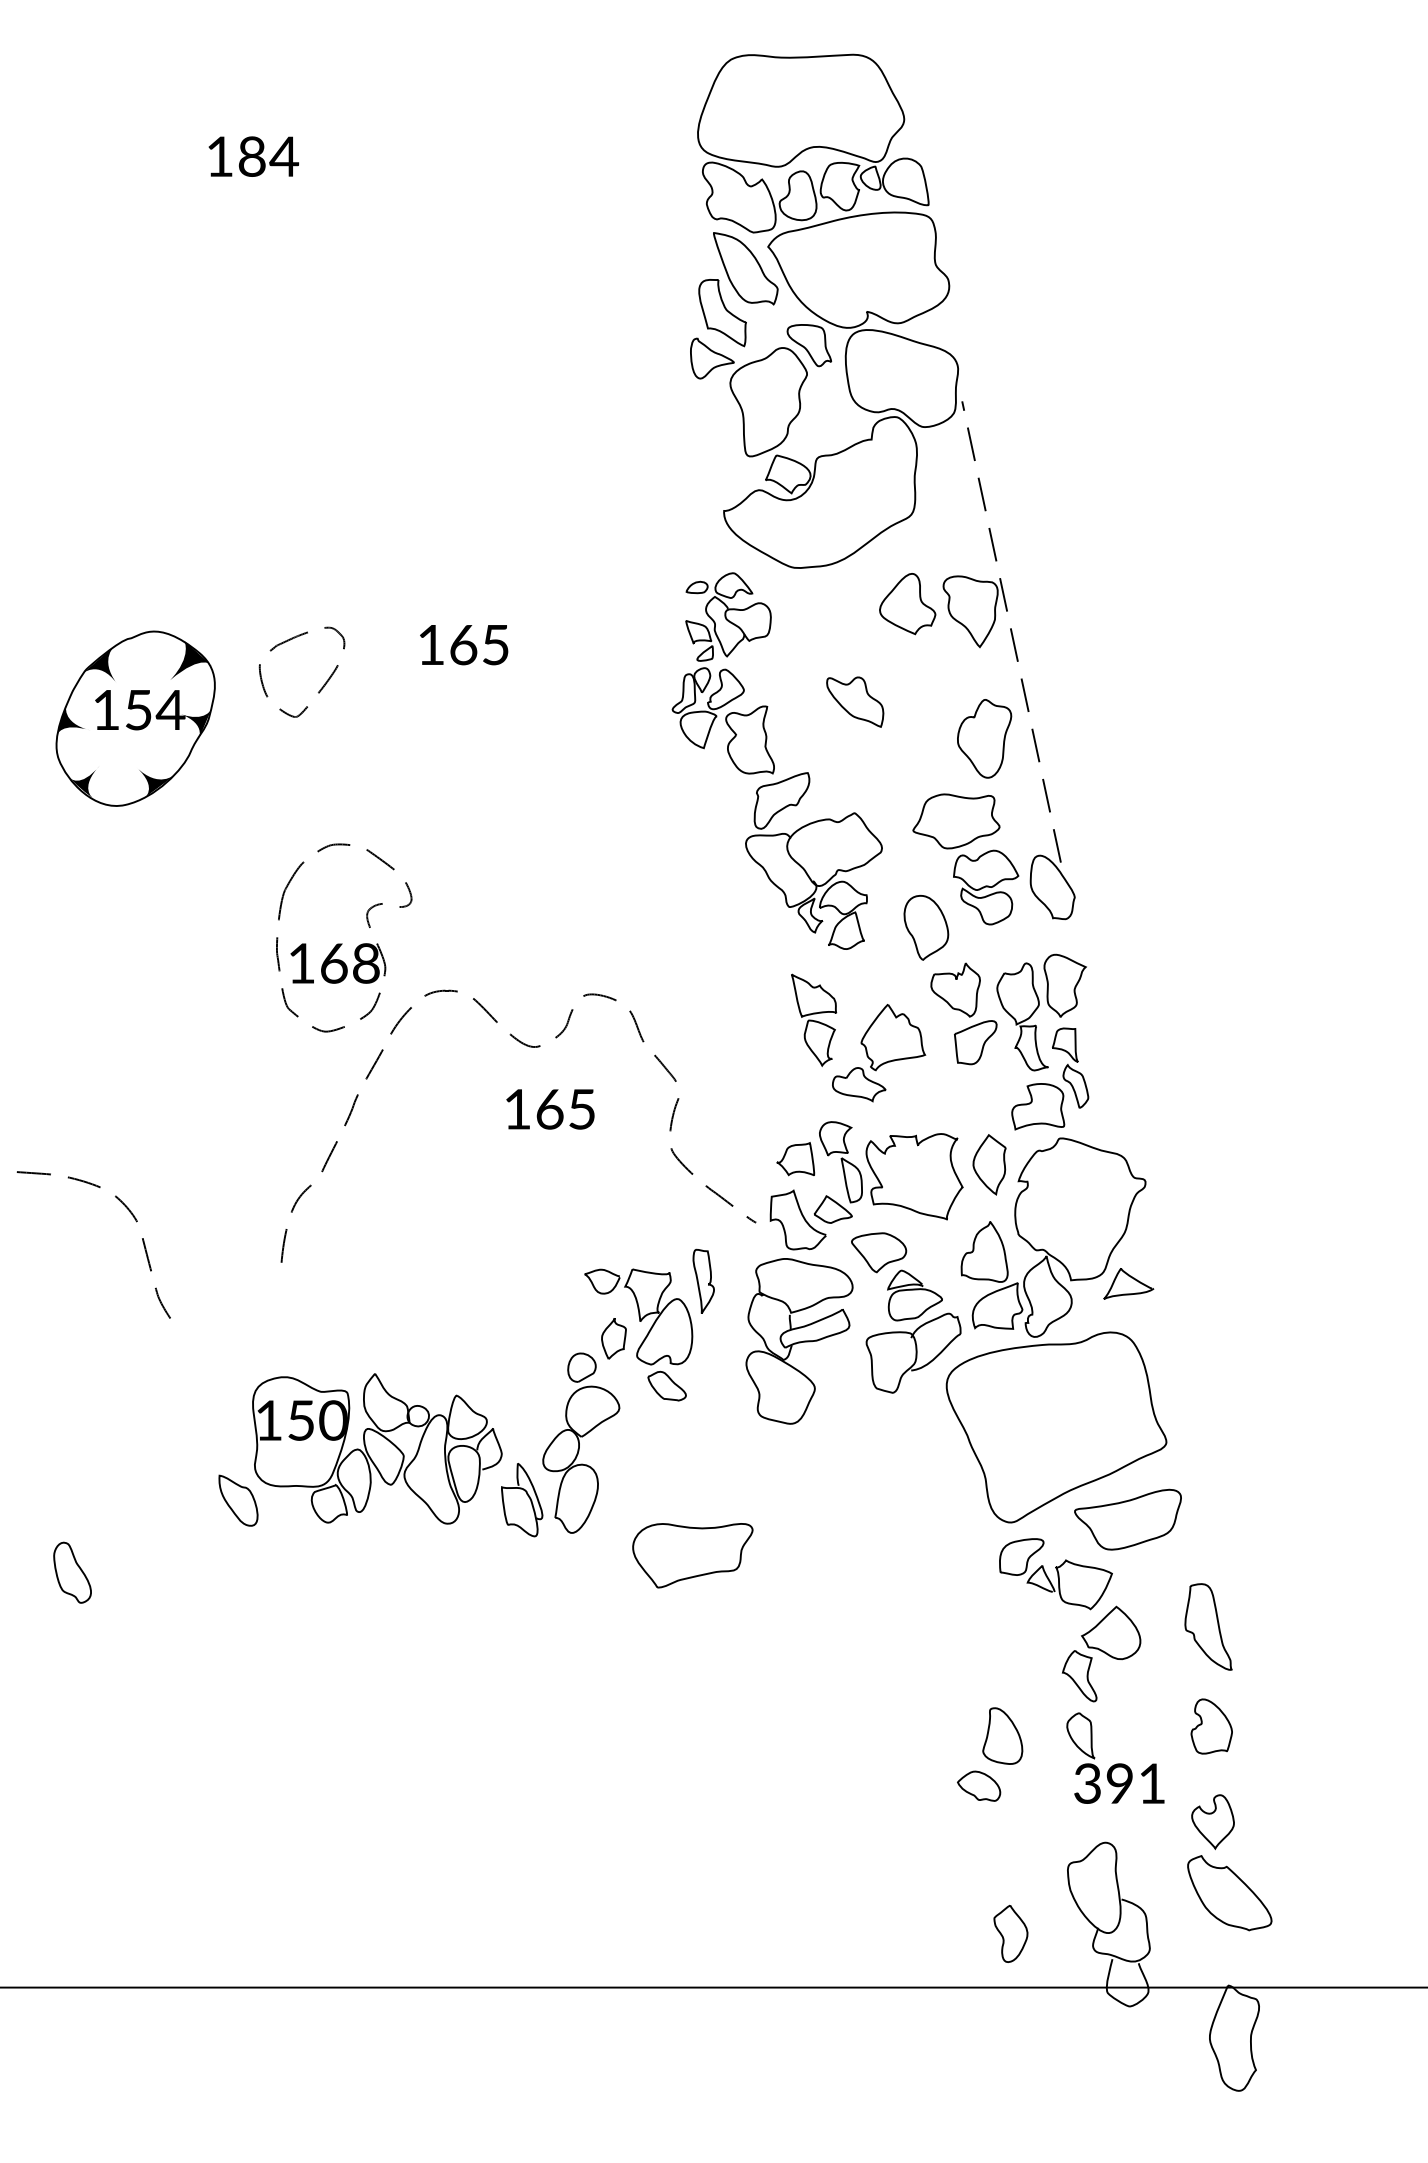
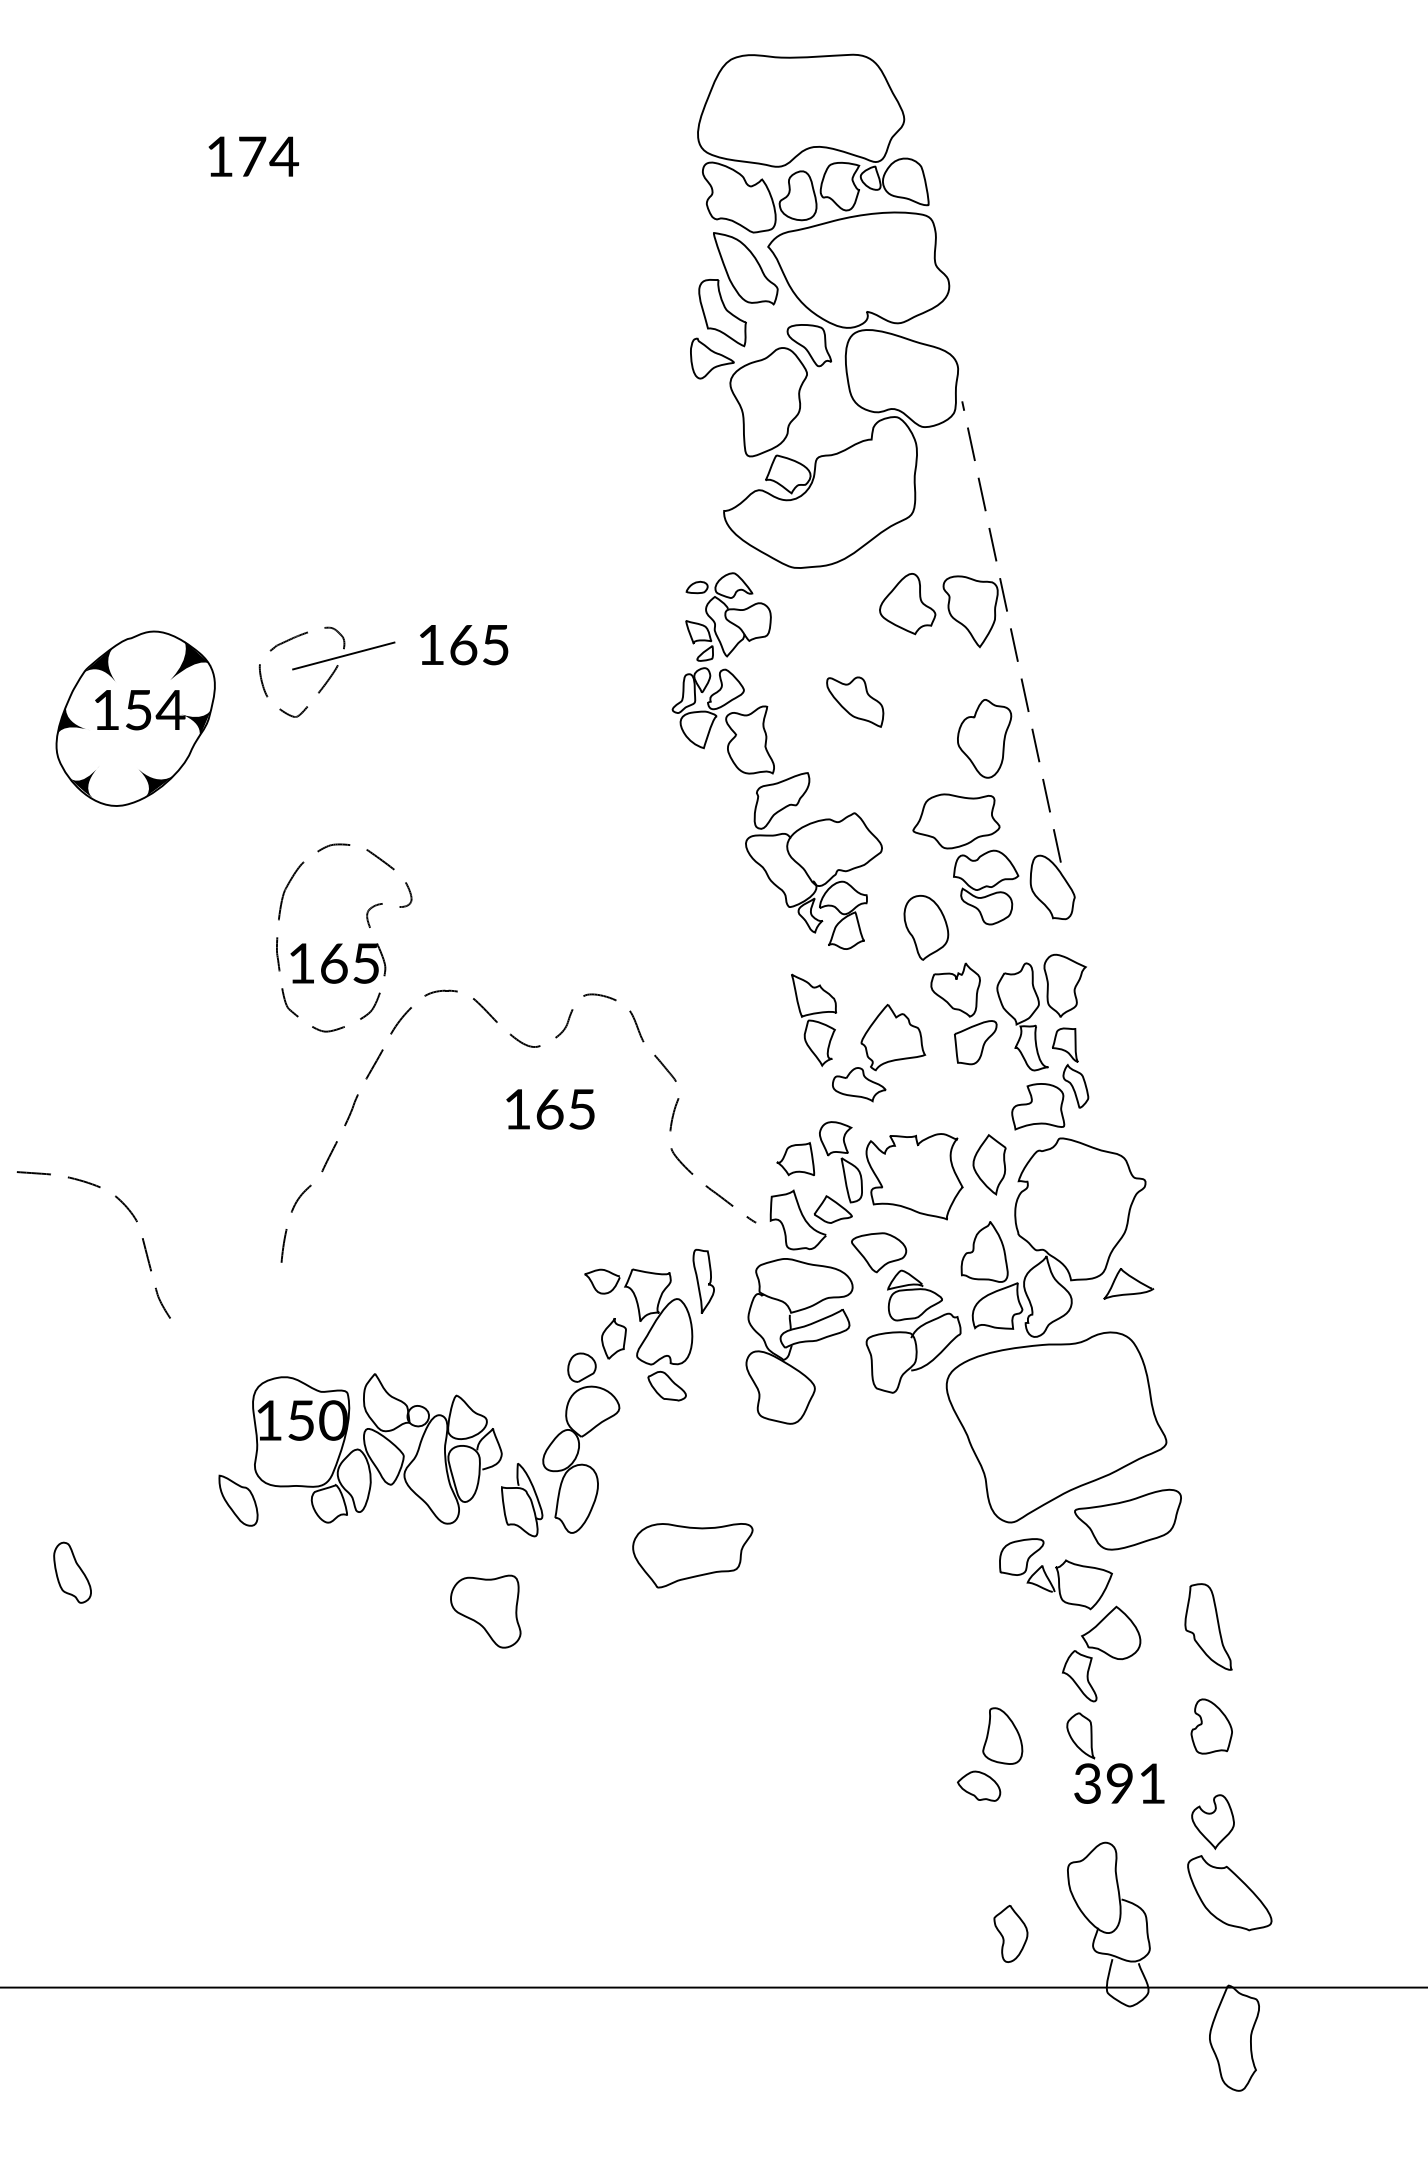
text: 184 -> 174 (252, 156)
line: none -> present (343, 655)
text: 168 -> 165 (366, 963)
part: none -> present (485, 1611)
